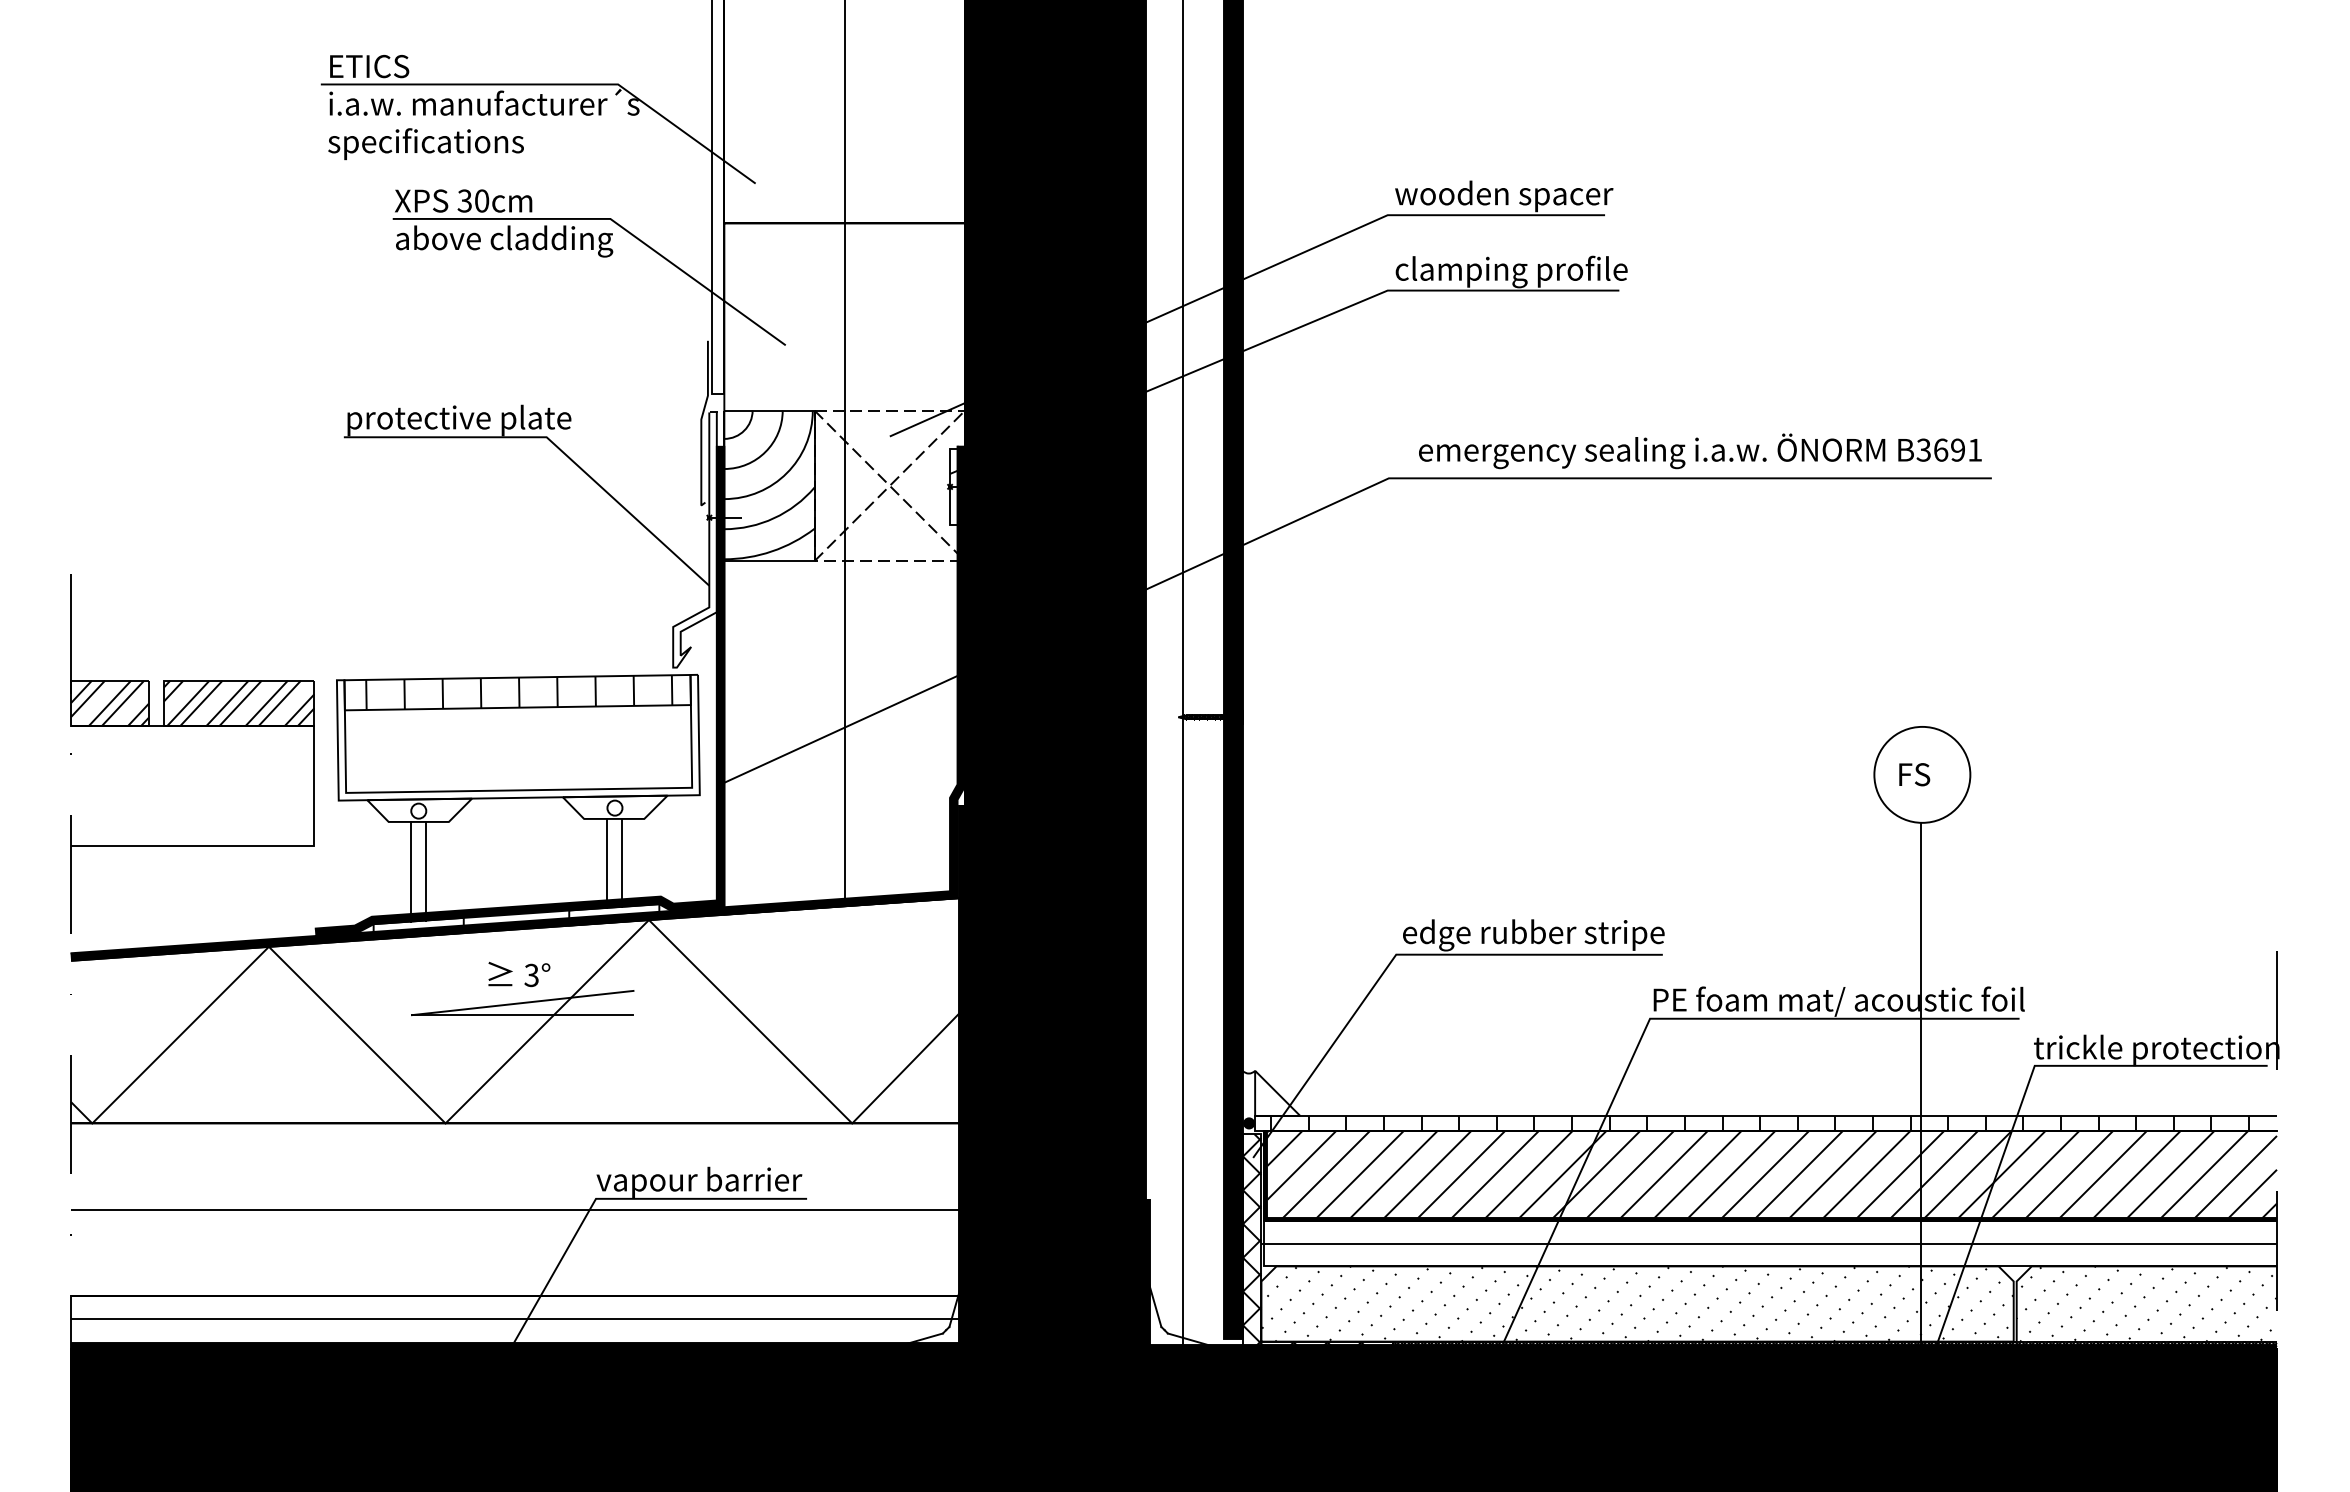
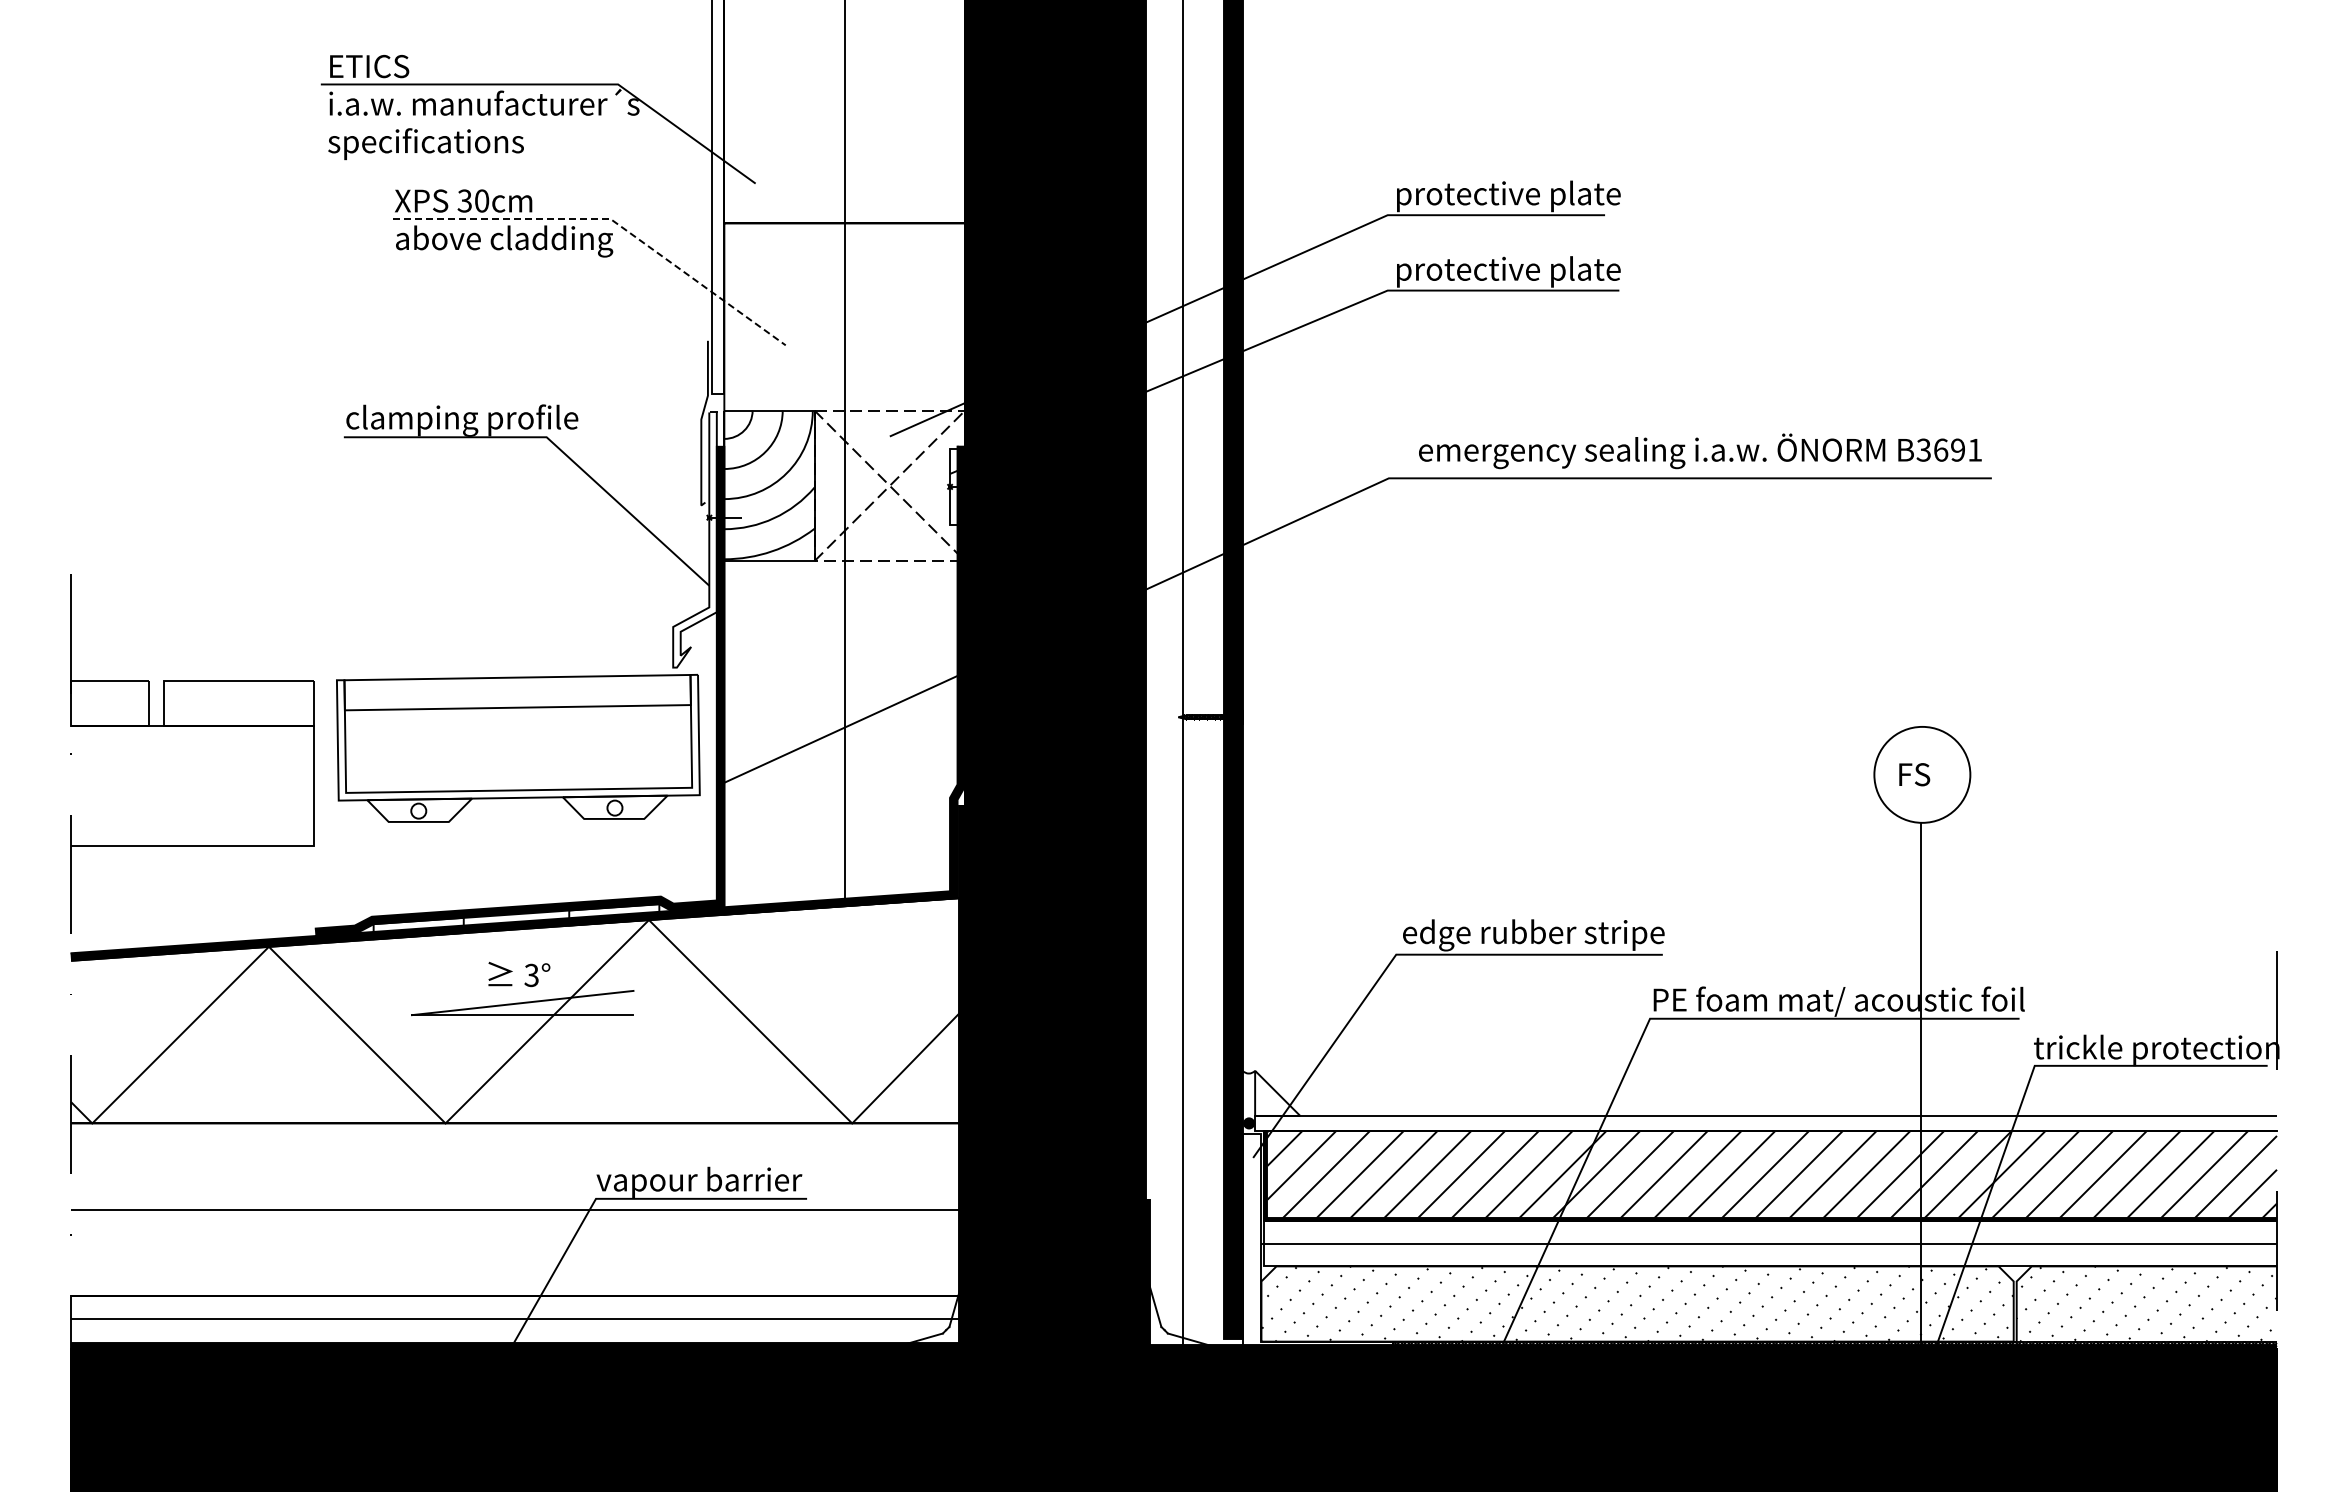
text: wooden spacer -> protective plate (1507, 196)
line: solid -> dashed (610, 218)
text: clamping profile -> protective plate (1511, 271)
text: protective plate -> clamping profile (462, 420)
hatch: present -> none (519, 692)
hatch: present -> none (109, 702)
hatch: present -> none (238, 702)
line: present -> none (606, 862)
line: present -> none (621, 862)
line: present -> none (426, 870)
line: present -> none (411, 871)
hatch: present -> none (1760, 1122)
hatch: present -> none (1317, 1241)
